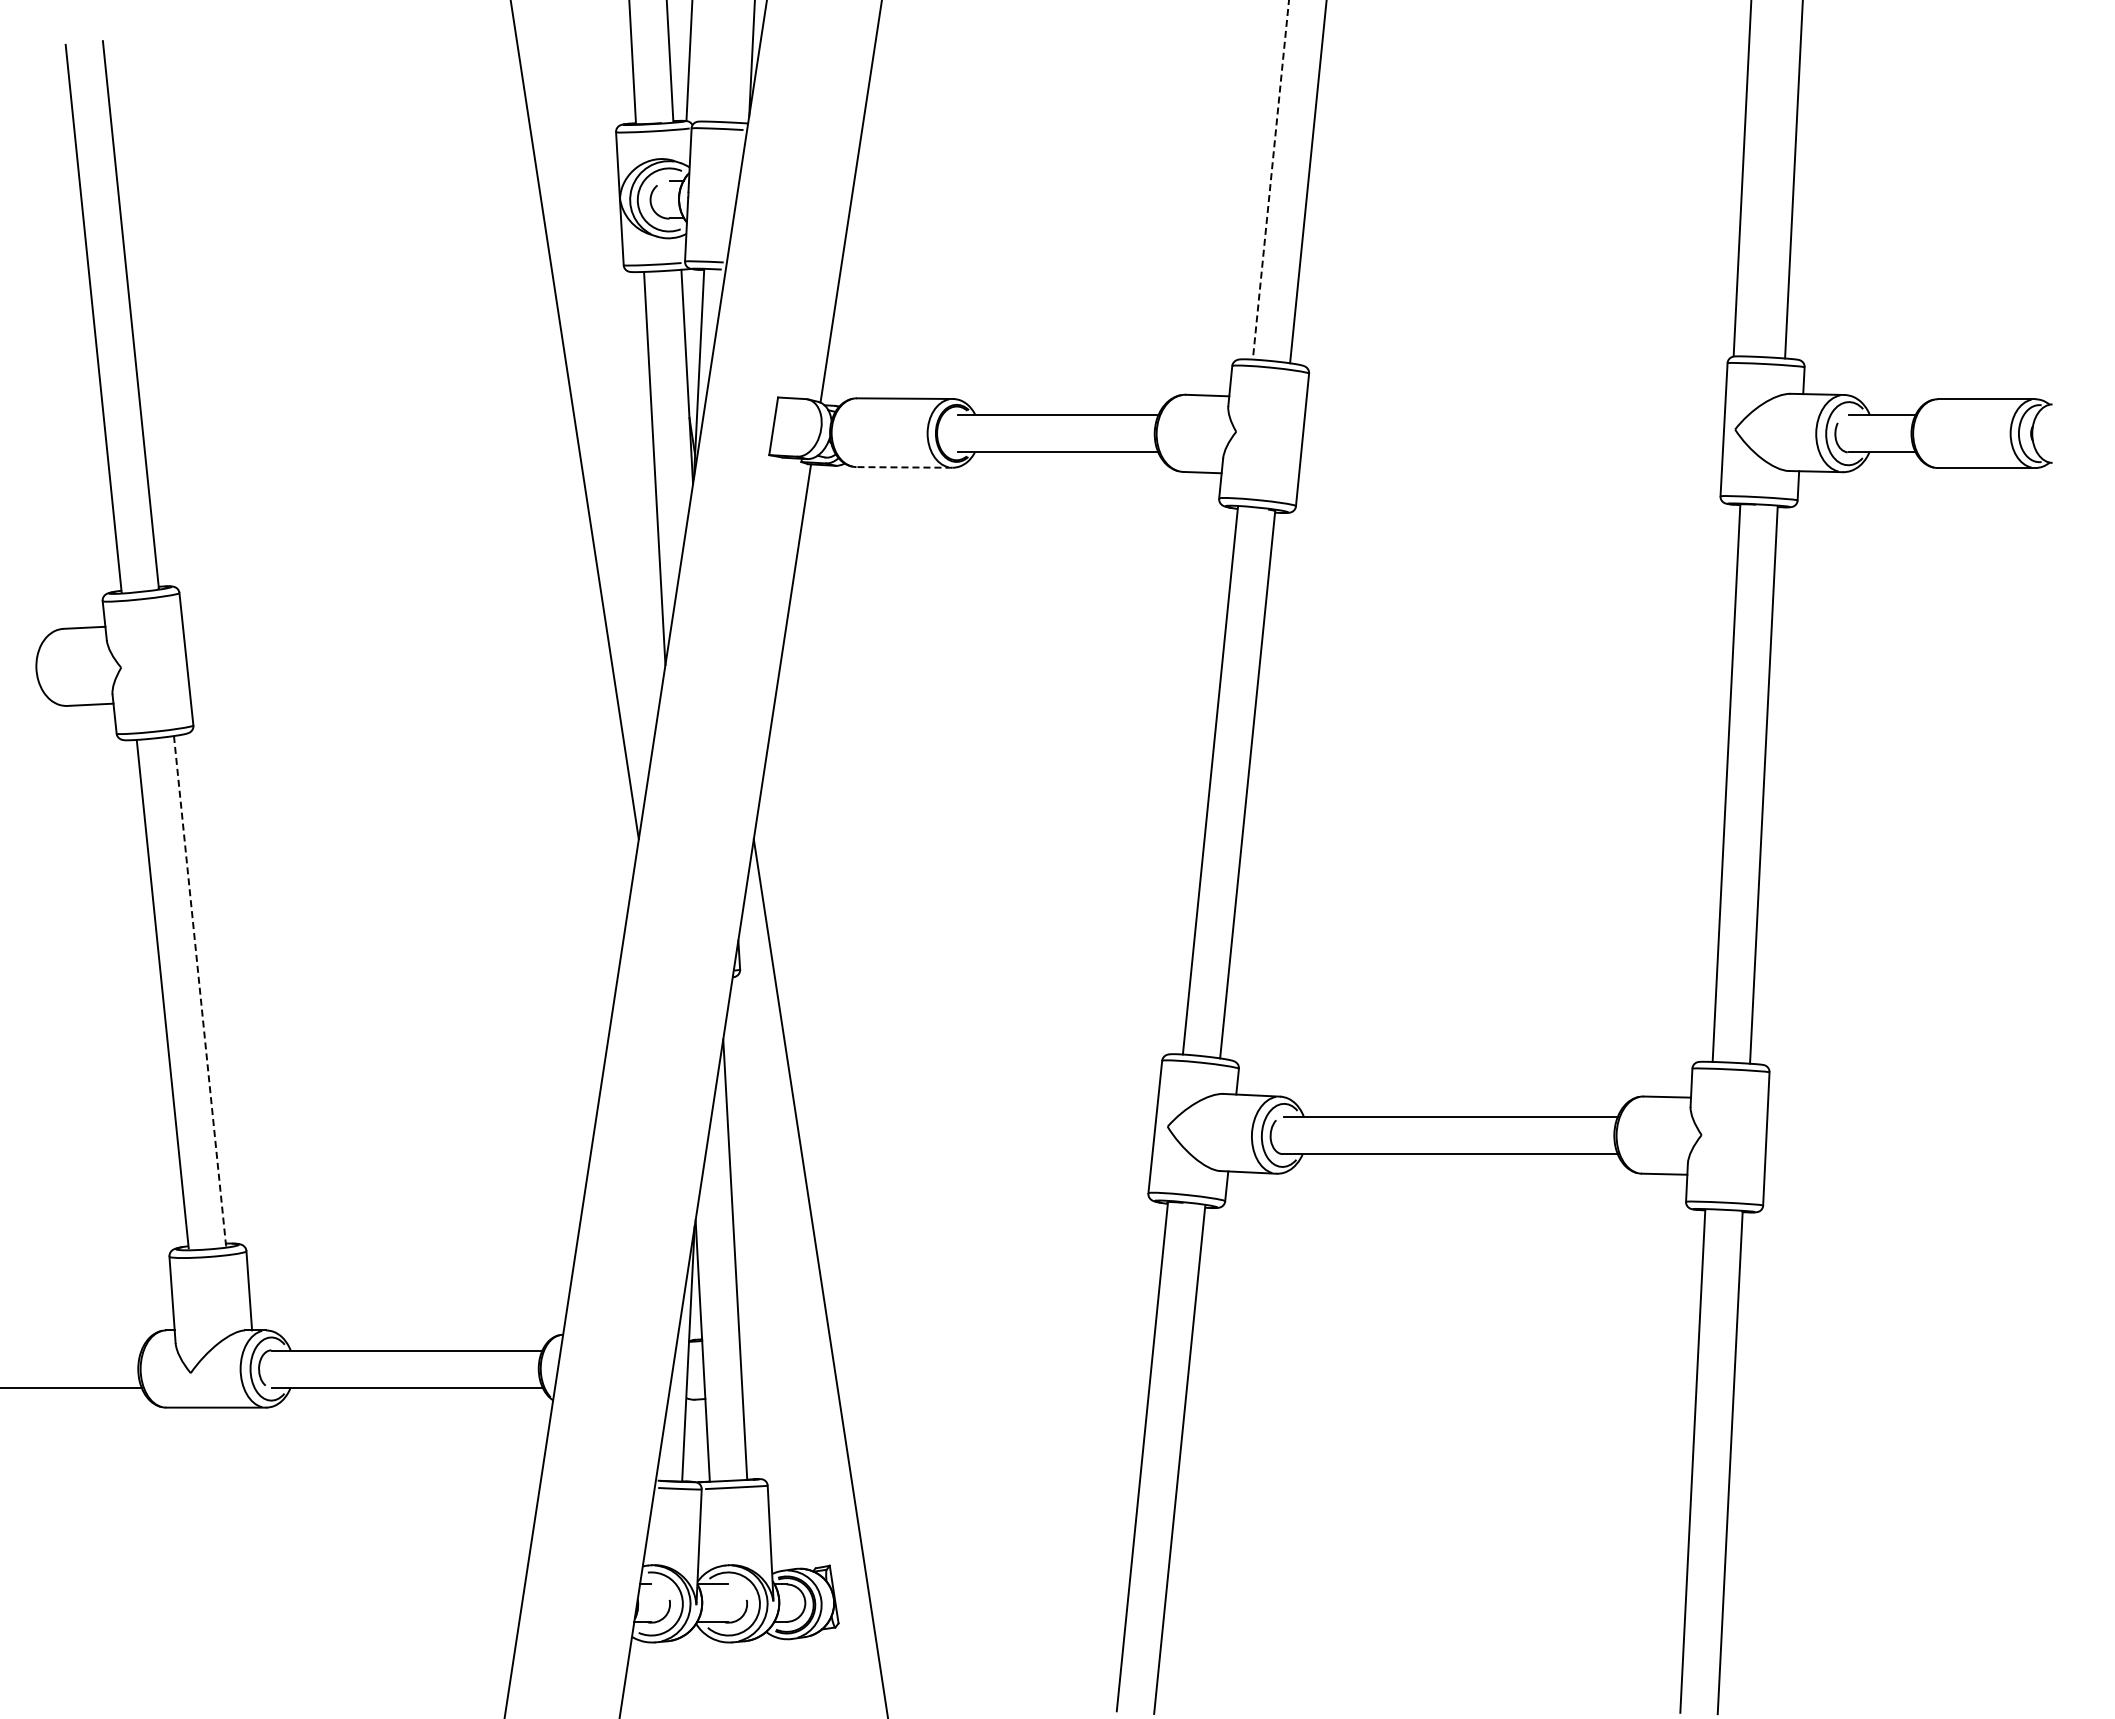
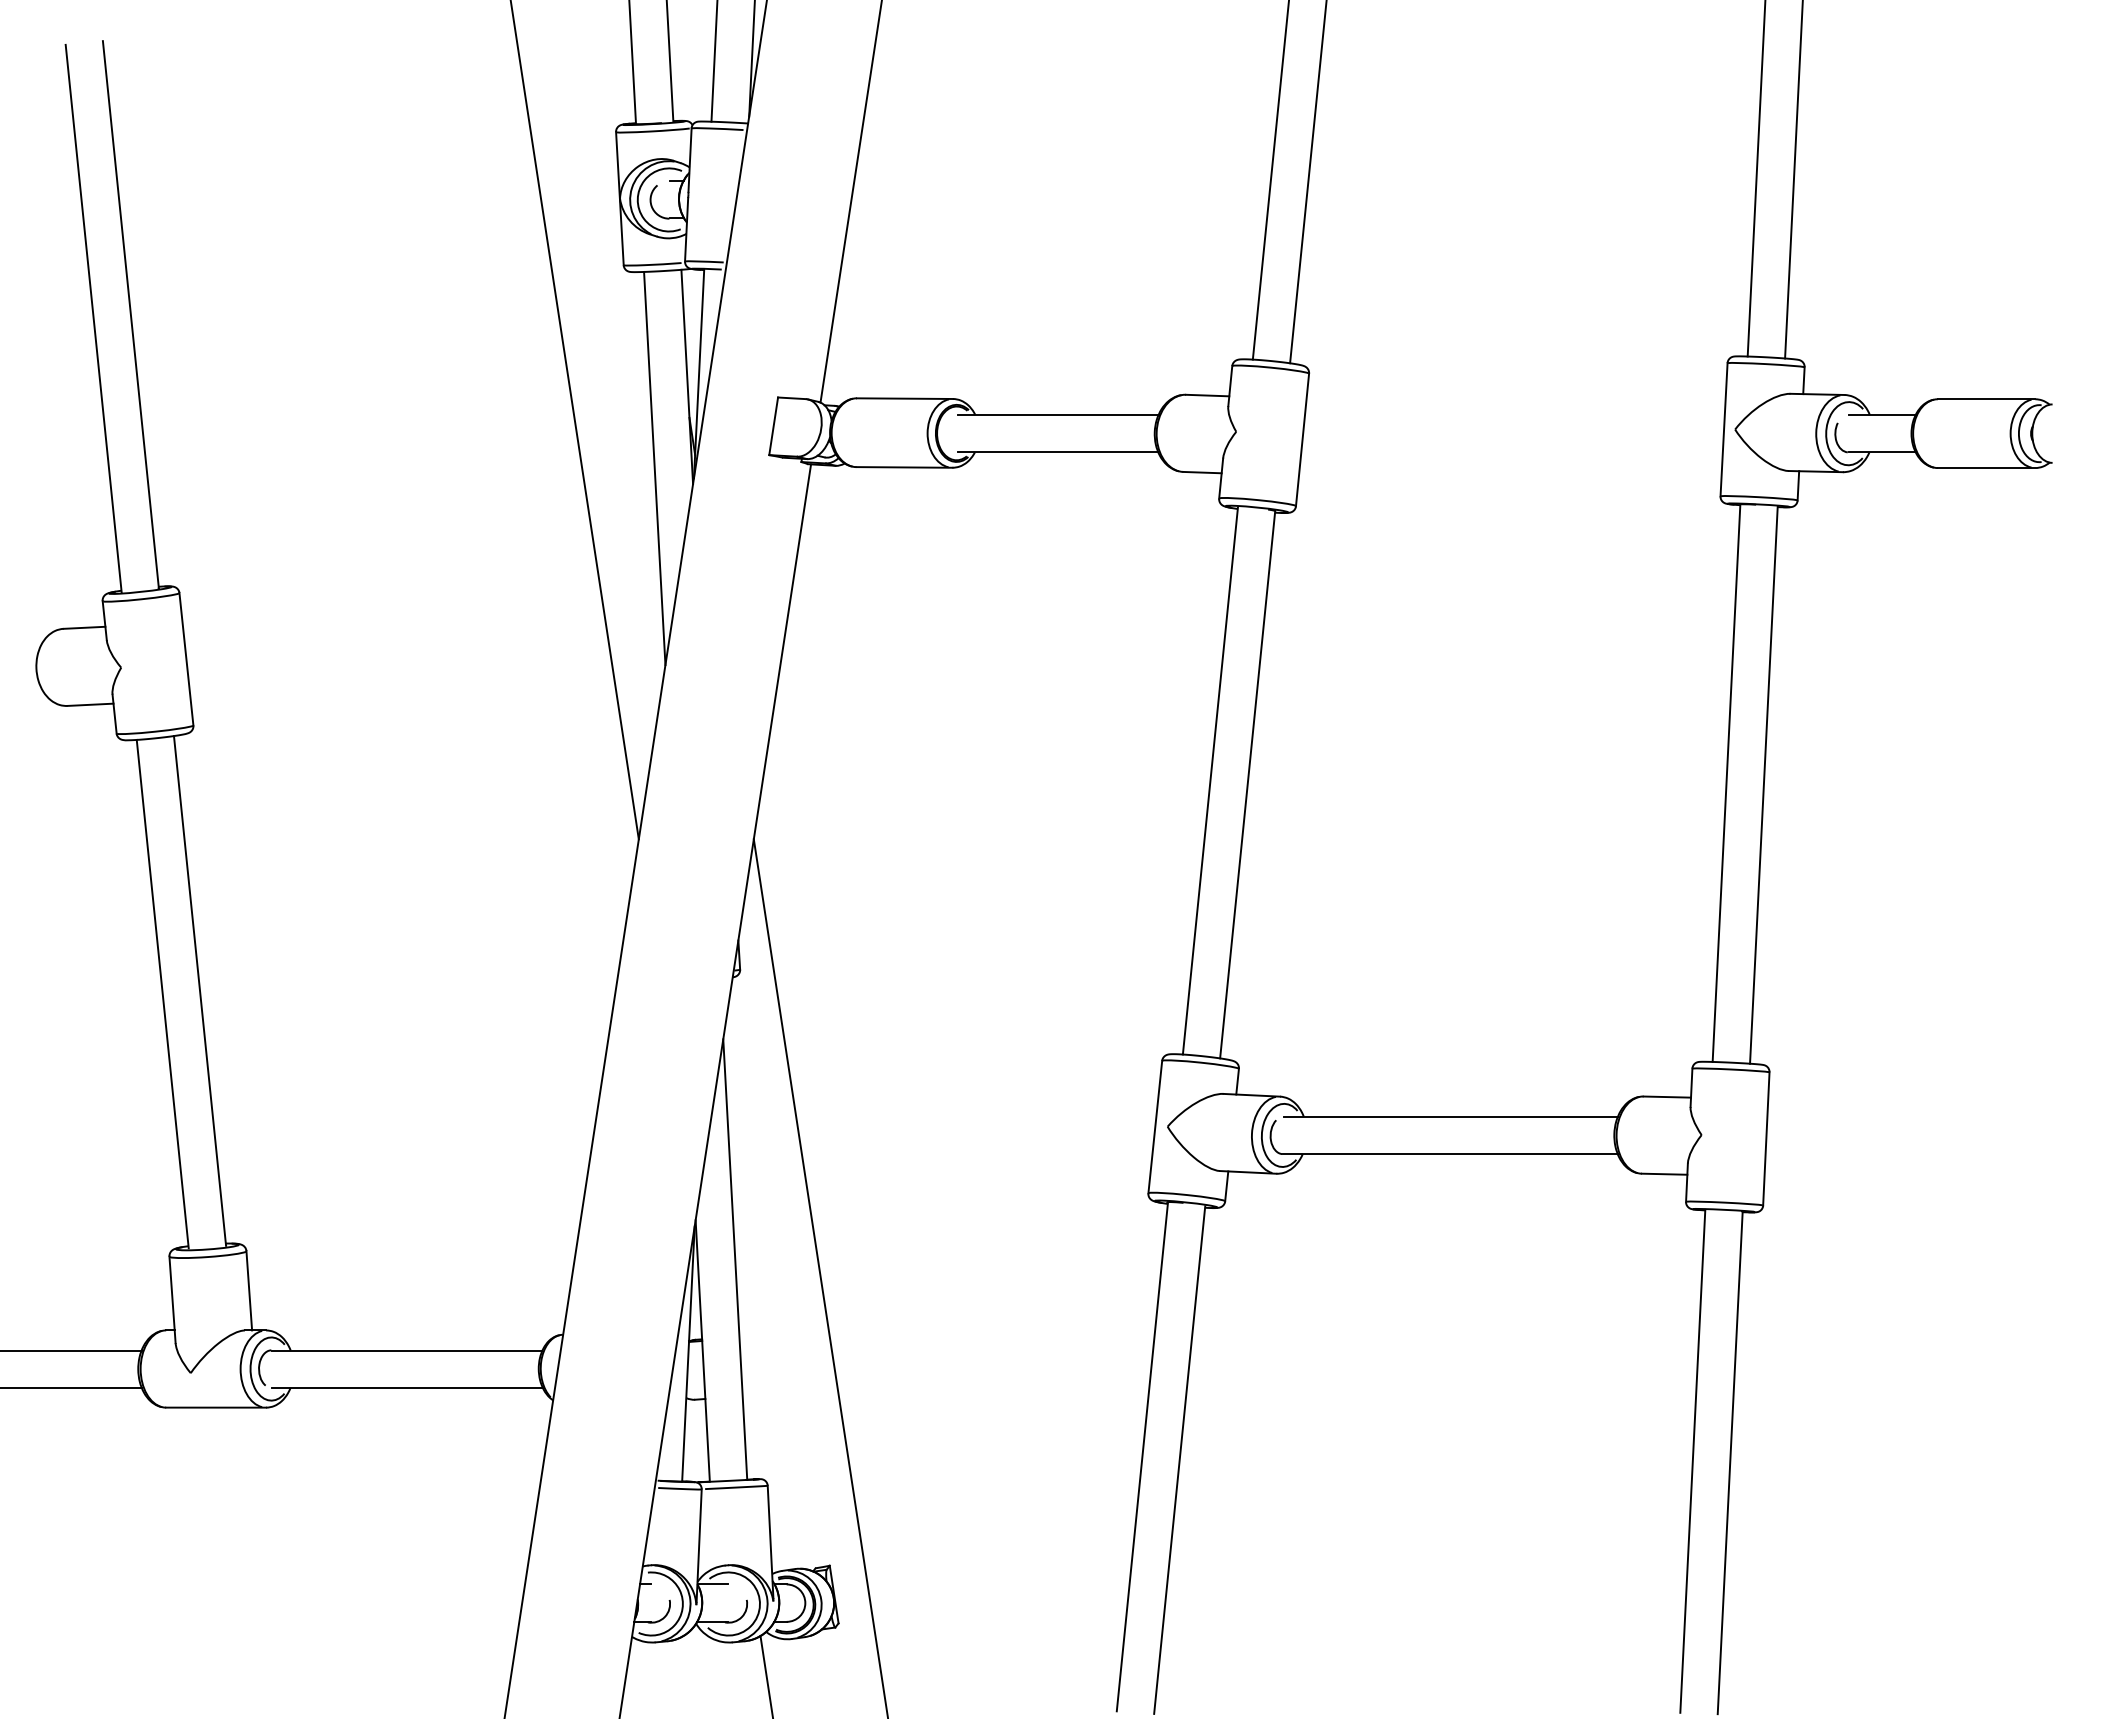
line position: (689, 61) -> (714, 61) (714, 61)
line position: (1742, 178) -> (1756, 179) (1756, 179)
line: dashed -> solid (1270, 180)
line: dashed -> solid (904, 467)
line: dashed -> solid (200, 991)
line: none -> present (71, 1350)
line: none -> present (766, 1675)
